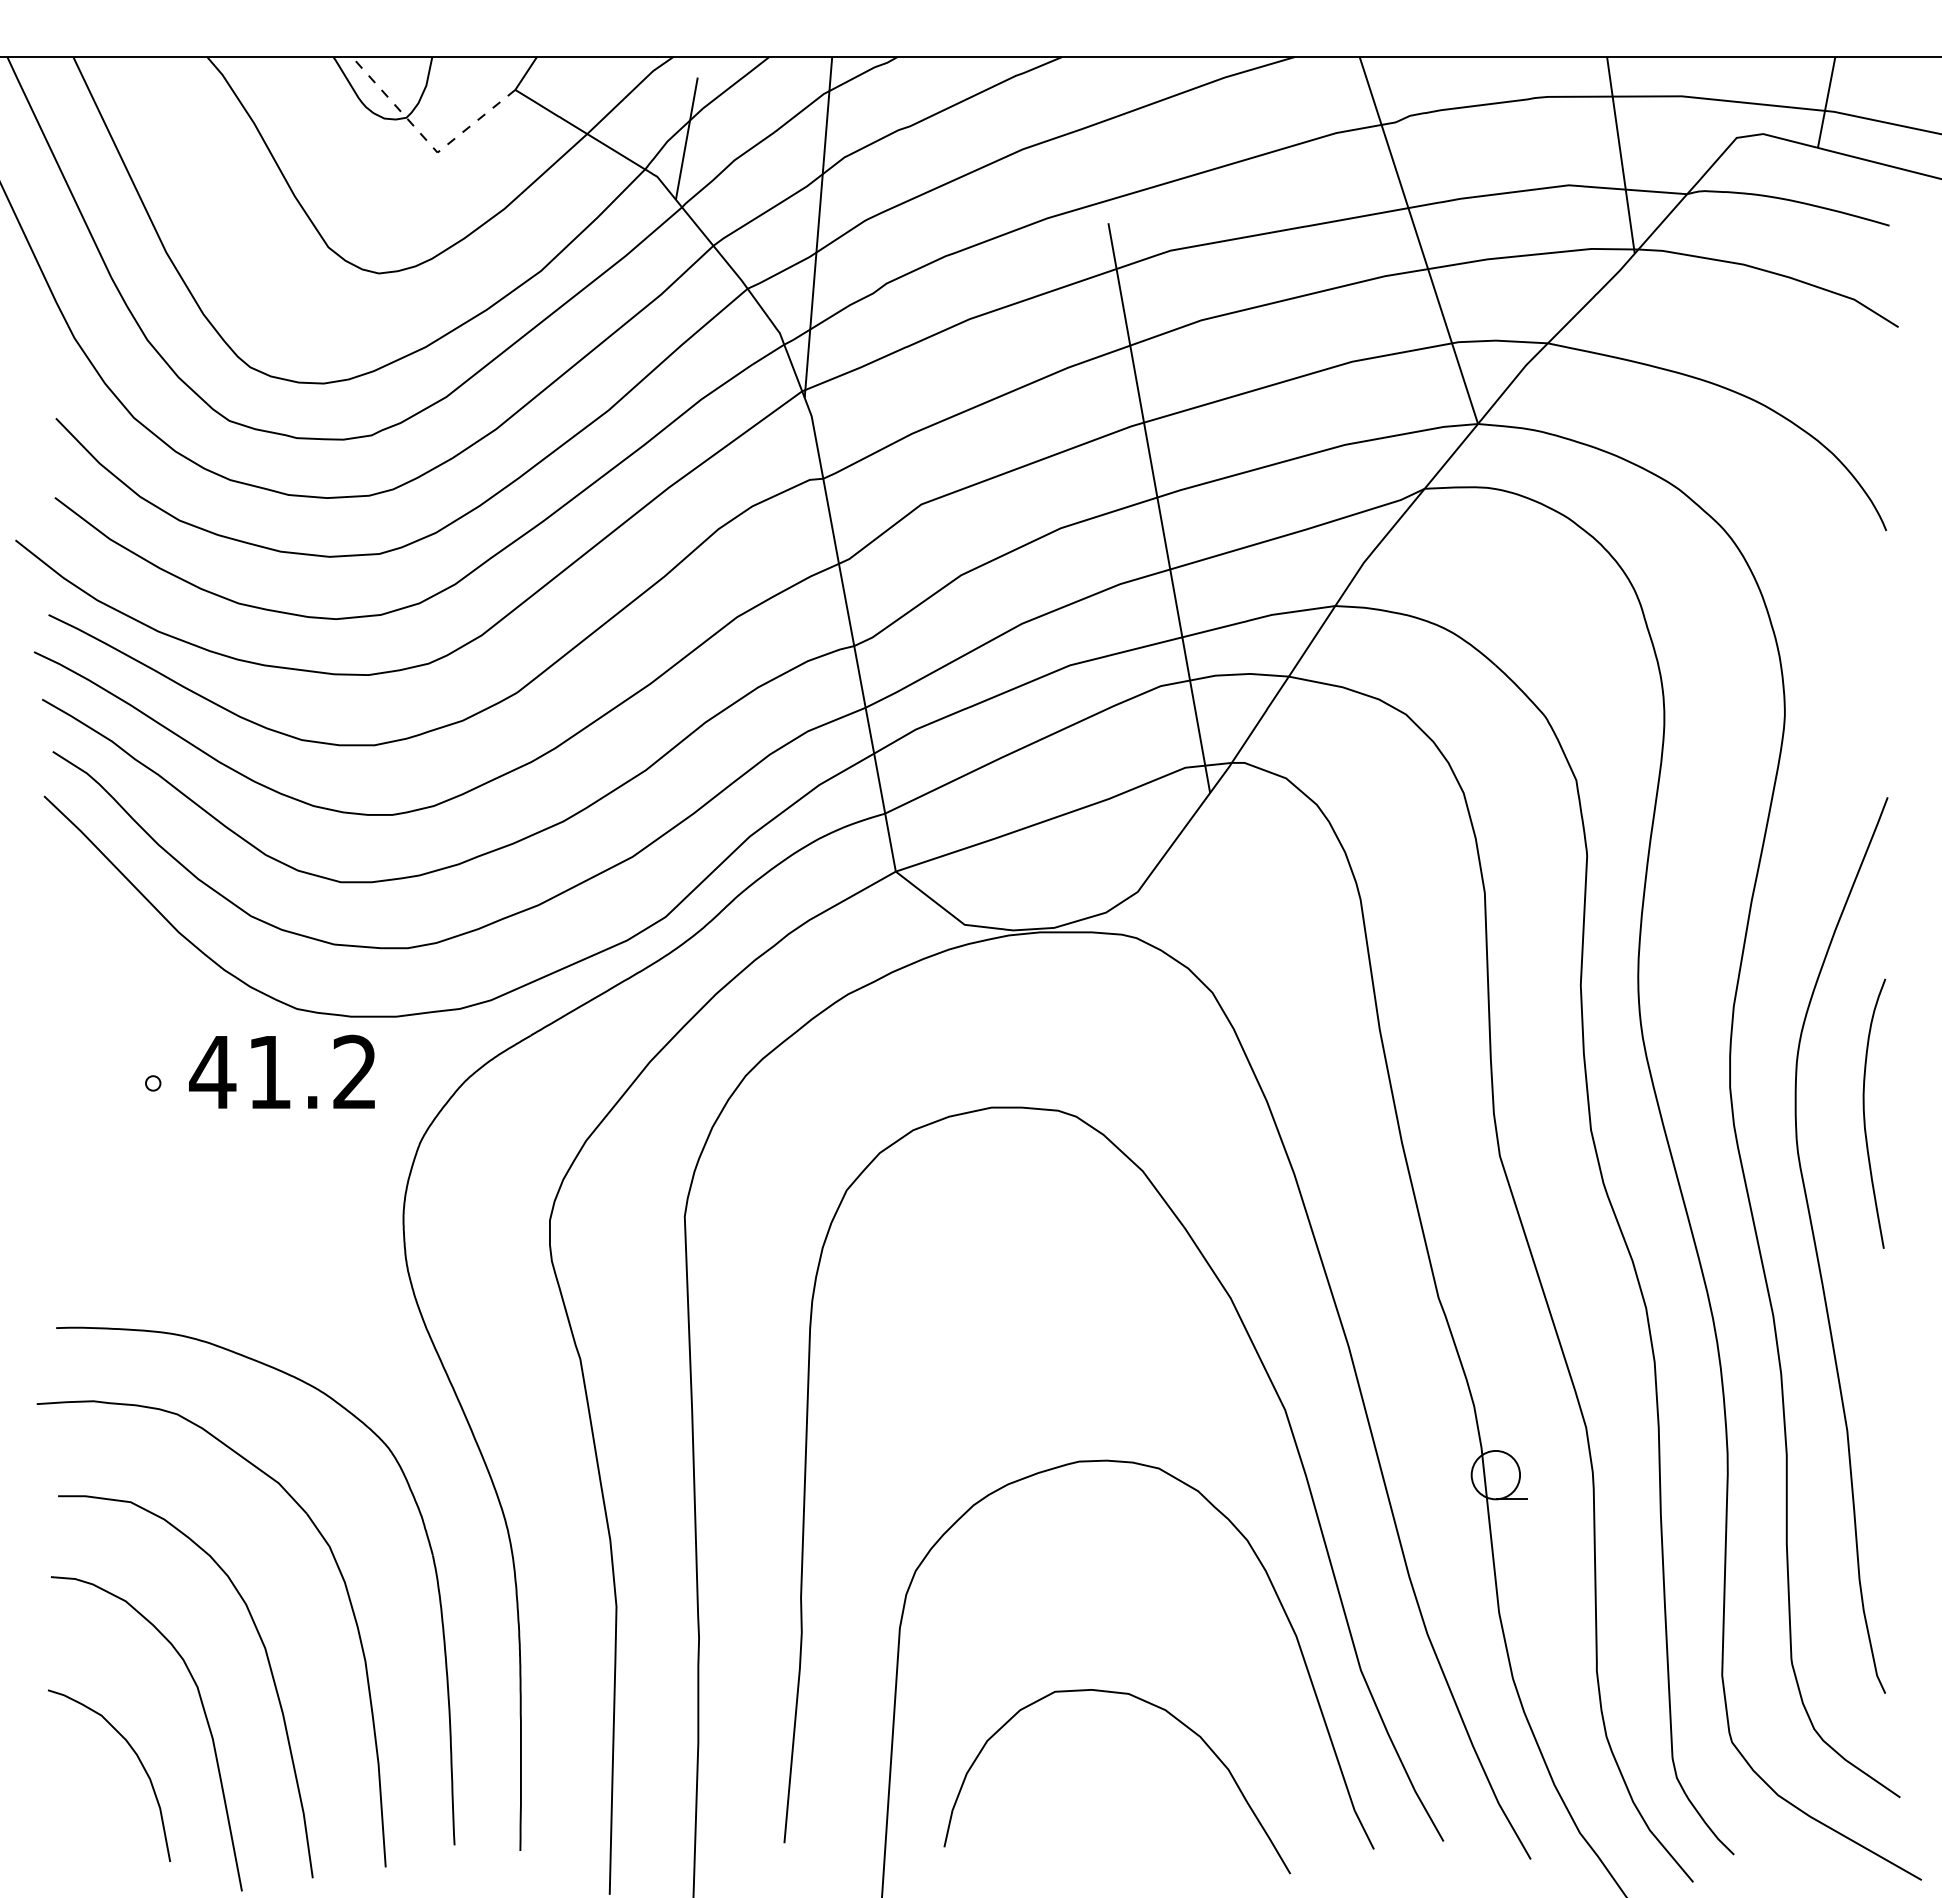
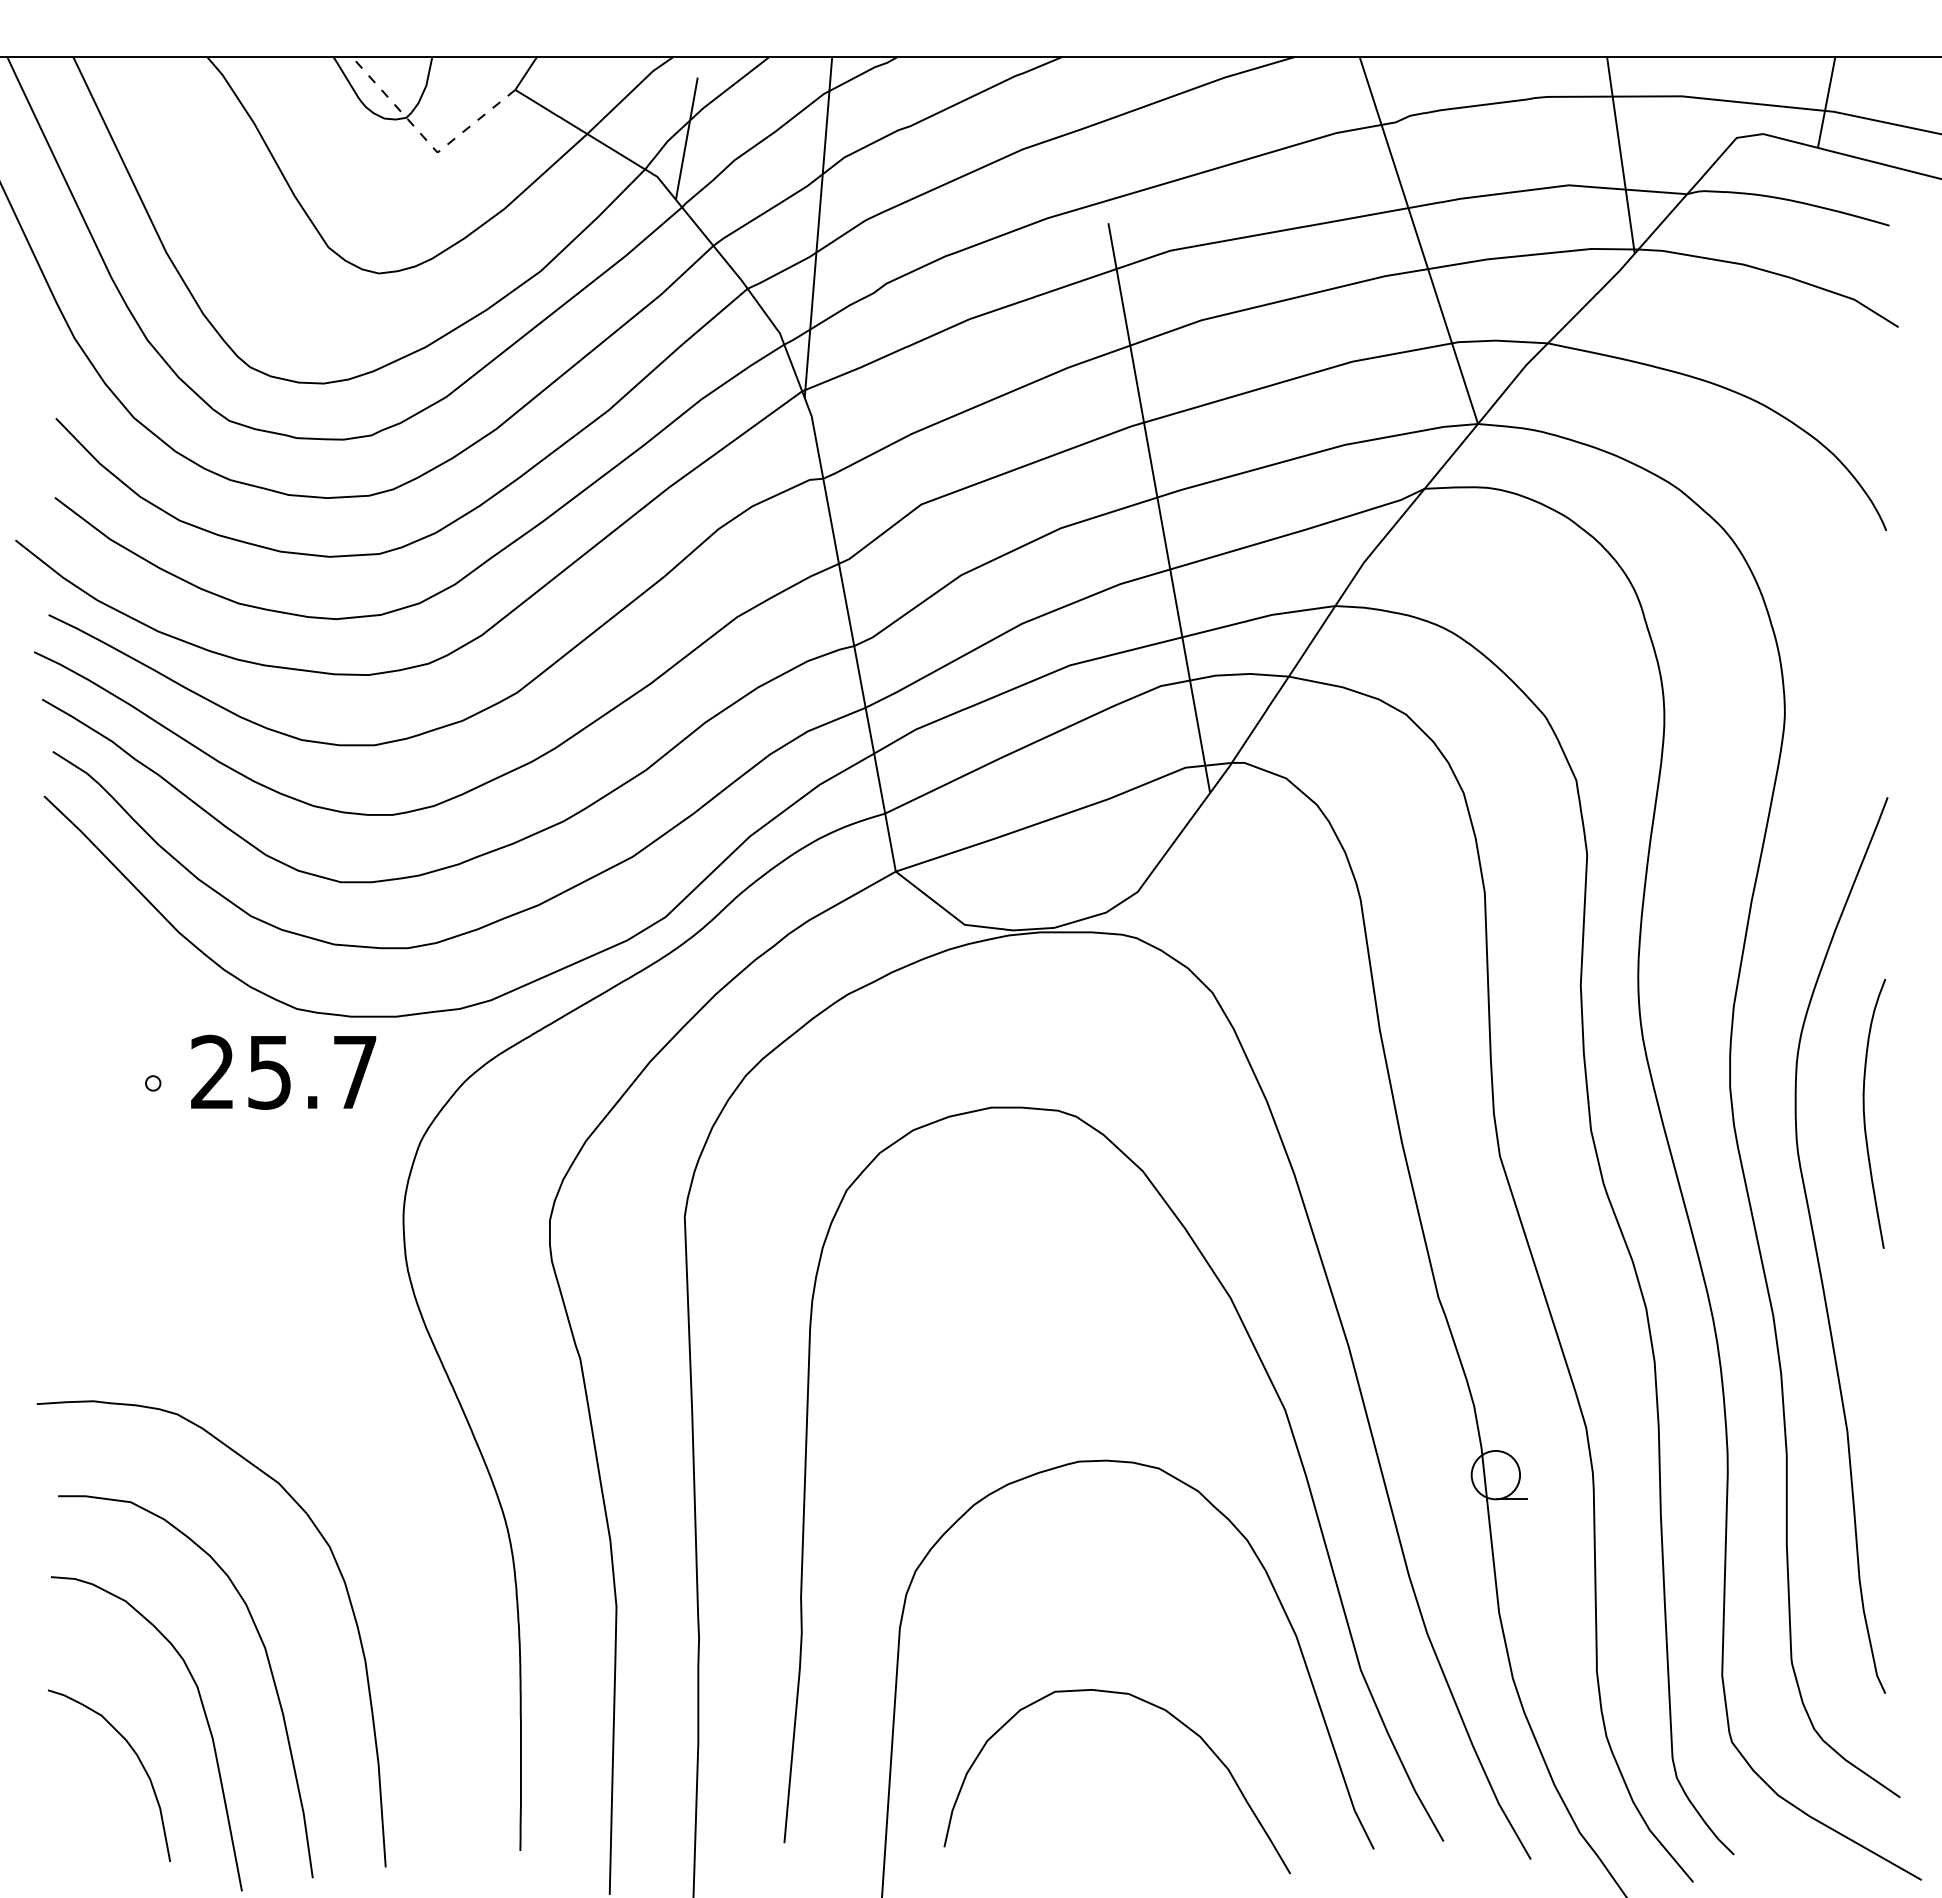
text: 41.2 -> 25.7 (282, 1071)
part: present -> none (424, 1530)
